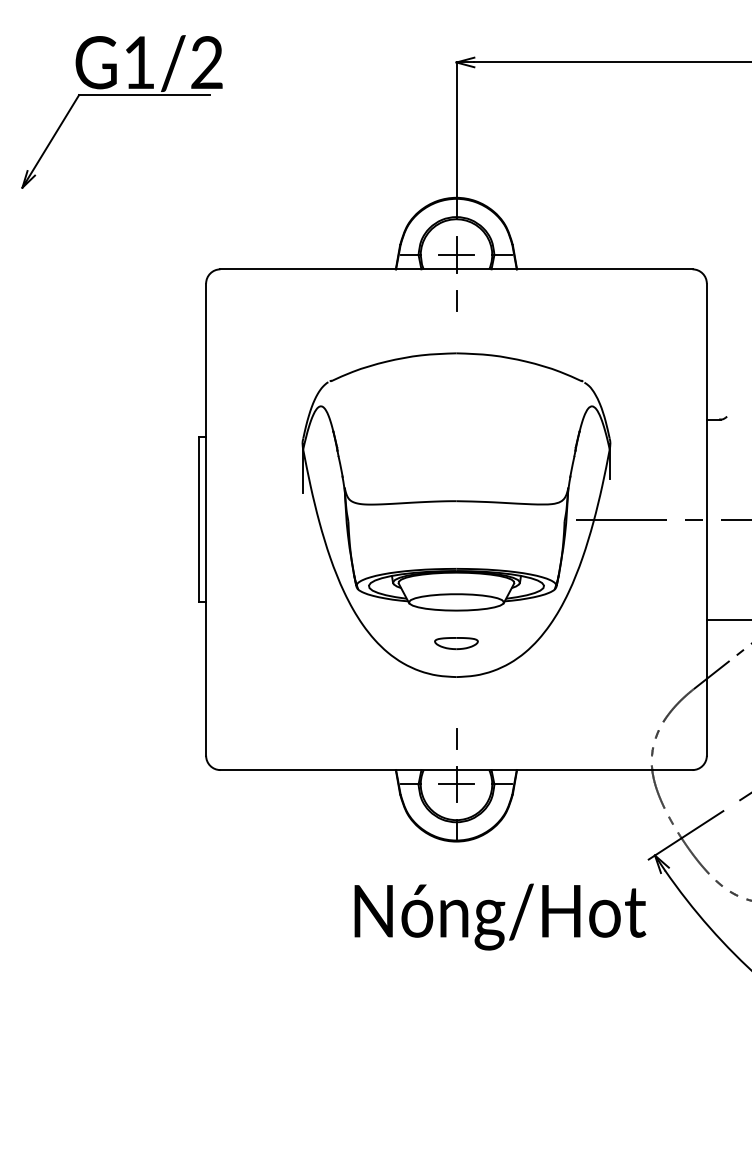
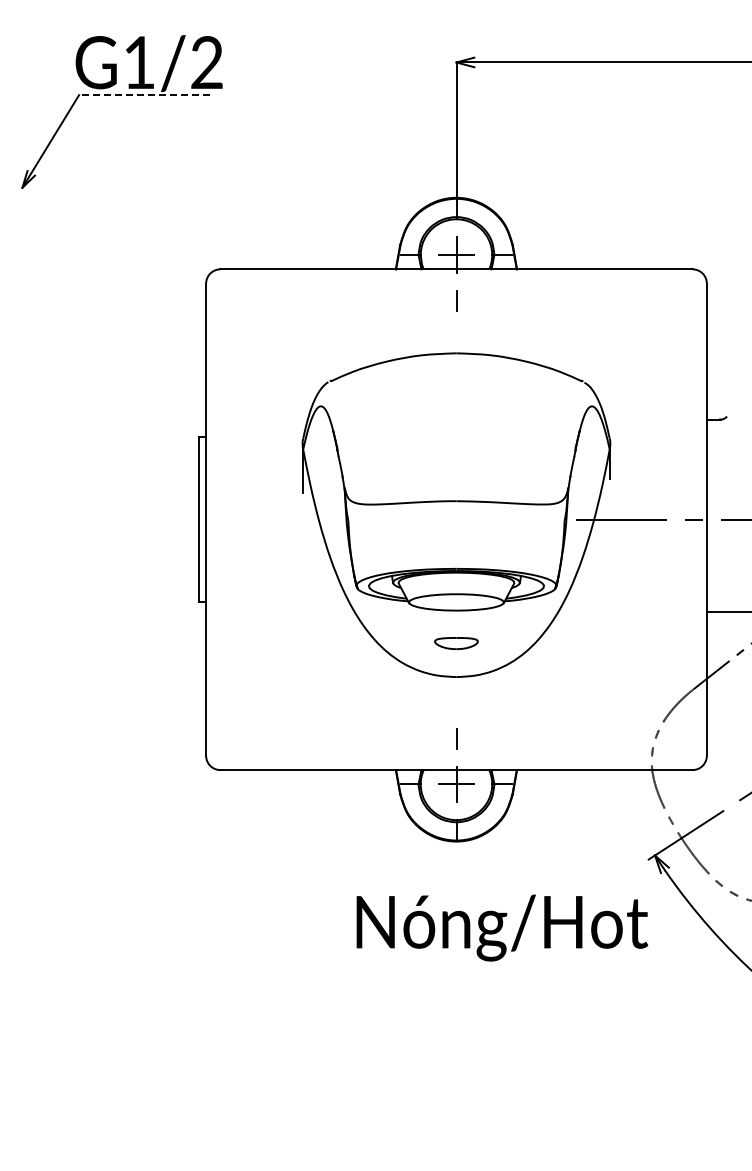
line: solid -> dashed (144, 95)
line position: (727, 619) -> (727, 611) (727, 611)
text position: (500, 916) -> (502, 927) (502, 927)
